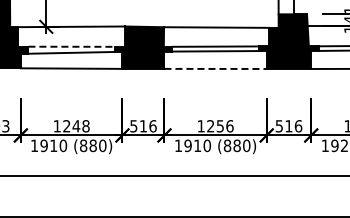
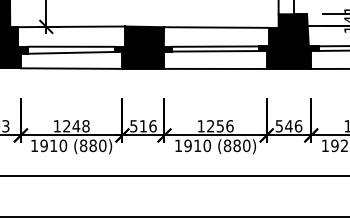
line: dashed -> solid (72, 46)
line: dashed -> solid (216, 68)
text: 516 -> 546 (288, 126)
